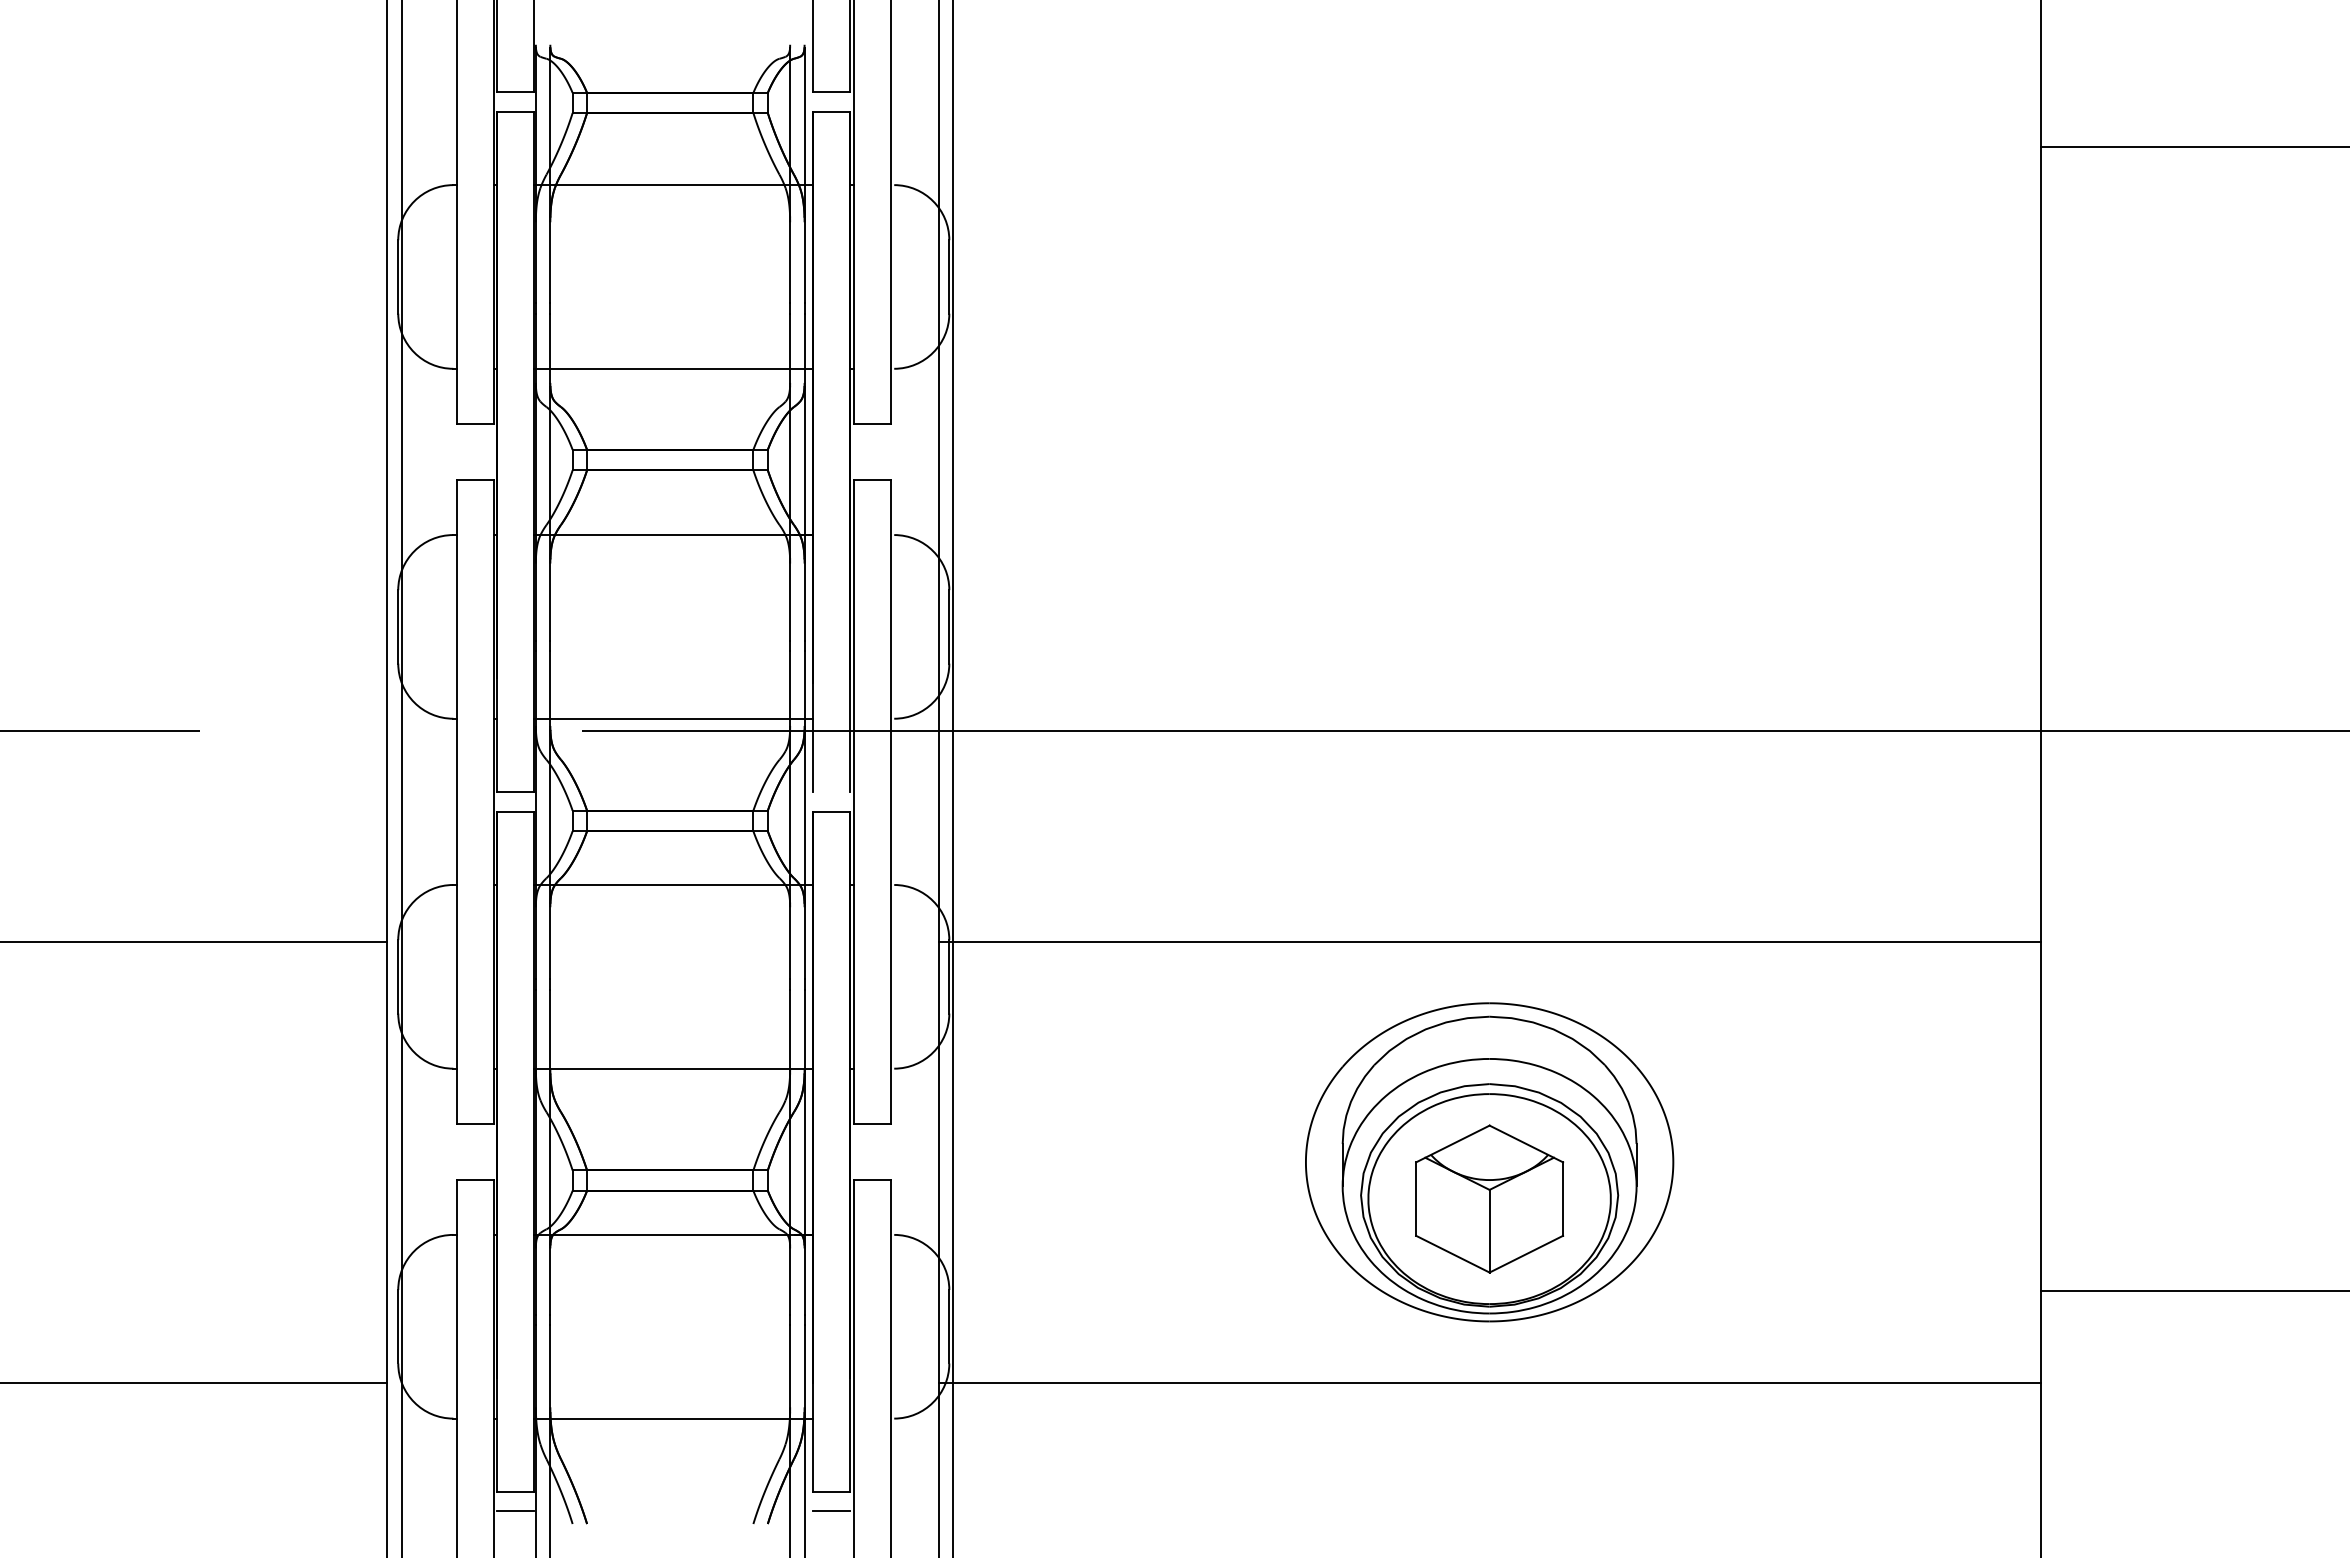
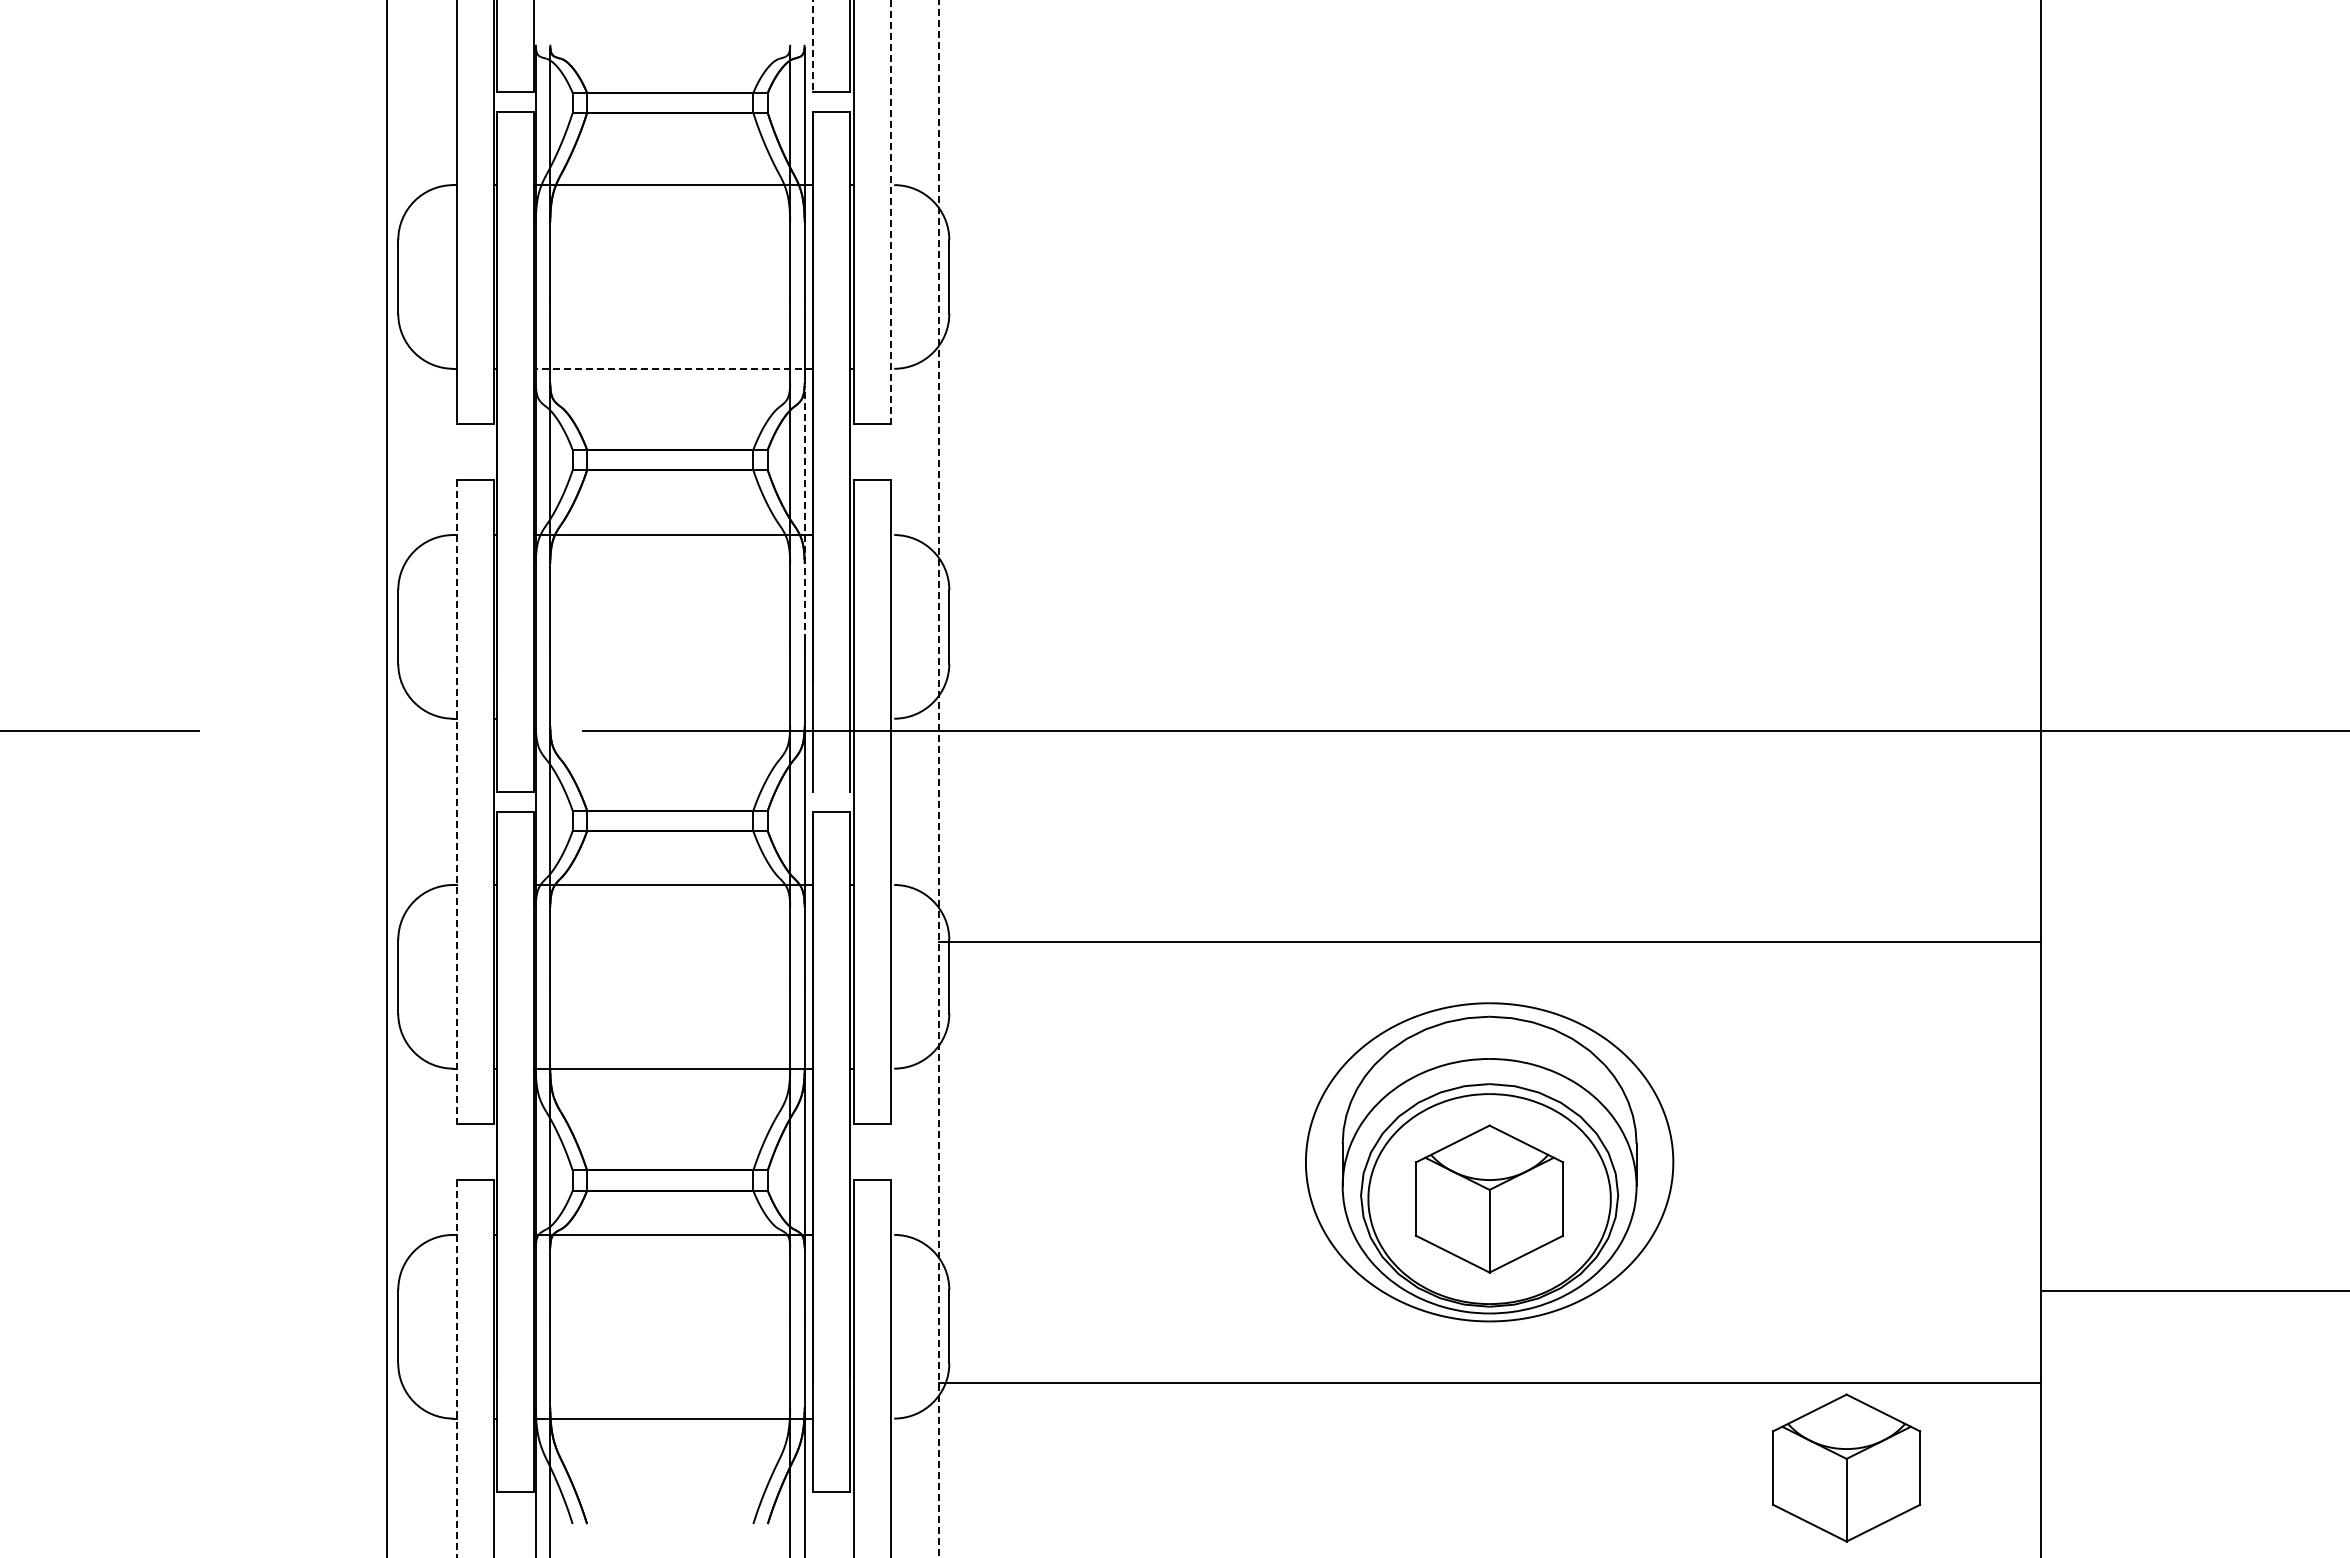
line: solid -> dashed (813, 46)
line: present -> none (2193, 147)
line: solid -> dashed (890, 211)
line: solid -> dashed (673, 368)
line: solid -> dashed (804, 513)
line: present -> none (673, 718)
line: present -> none (401, 778)
line: present -> none (953, 778)
line: solid -> dashed (938, 779)
line: solid -> dashed (457, 801)
line: present -> none (194, 941)
line: solid -> dashed (457, 1368)
line: present -> none (194, 1382)
part: none -> present (1846, 1467)
line: present -> none (515, 1511)
line: present -> none (831, 1511)
